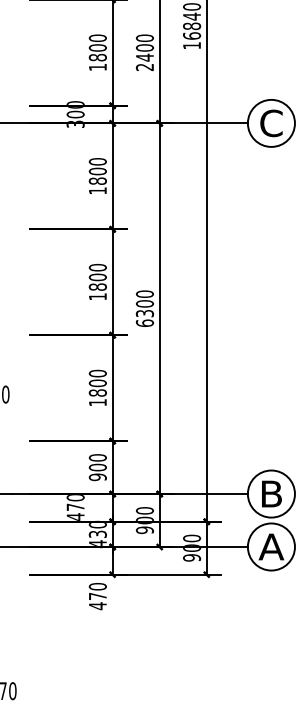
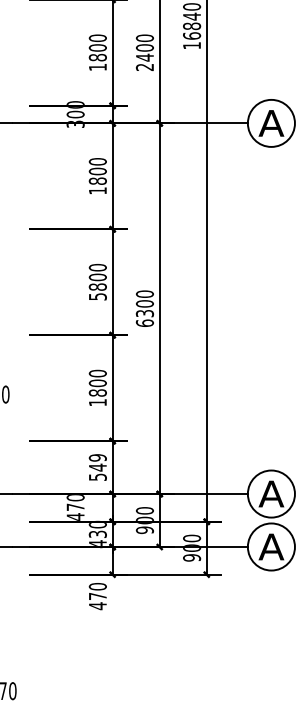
text: C -> A (271, 123)
text: 1800 -> 5800 (97, 296)
text: 900 -> 549 (97, 467)
text: B -> A (271, 493)
